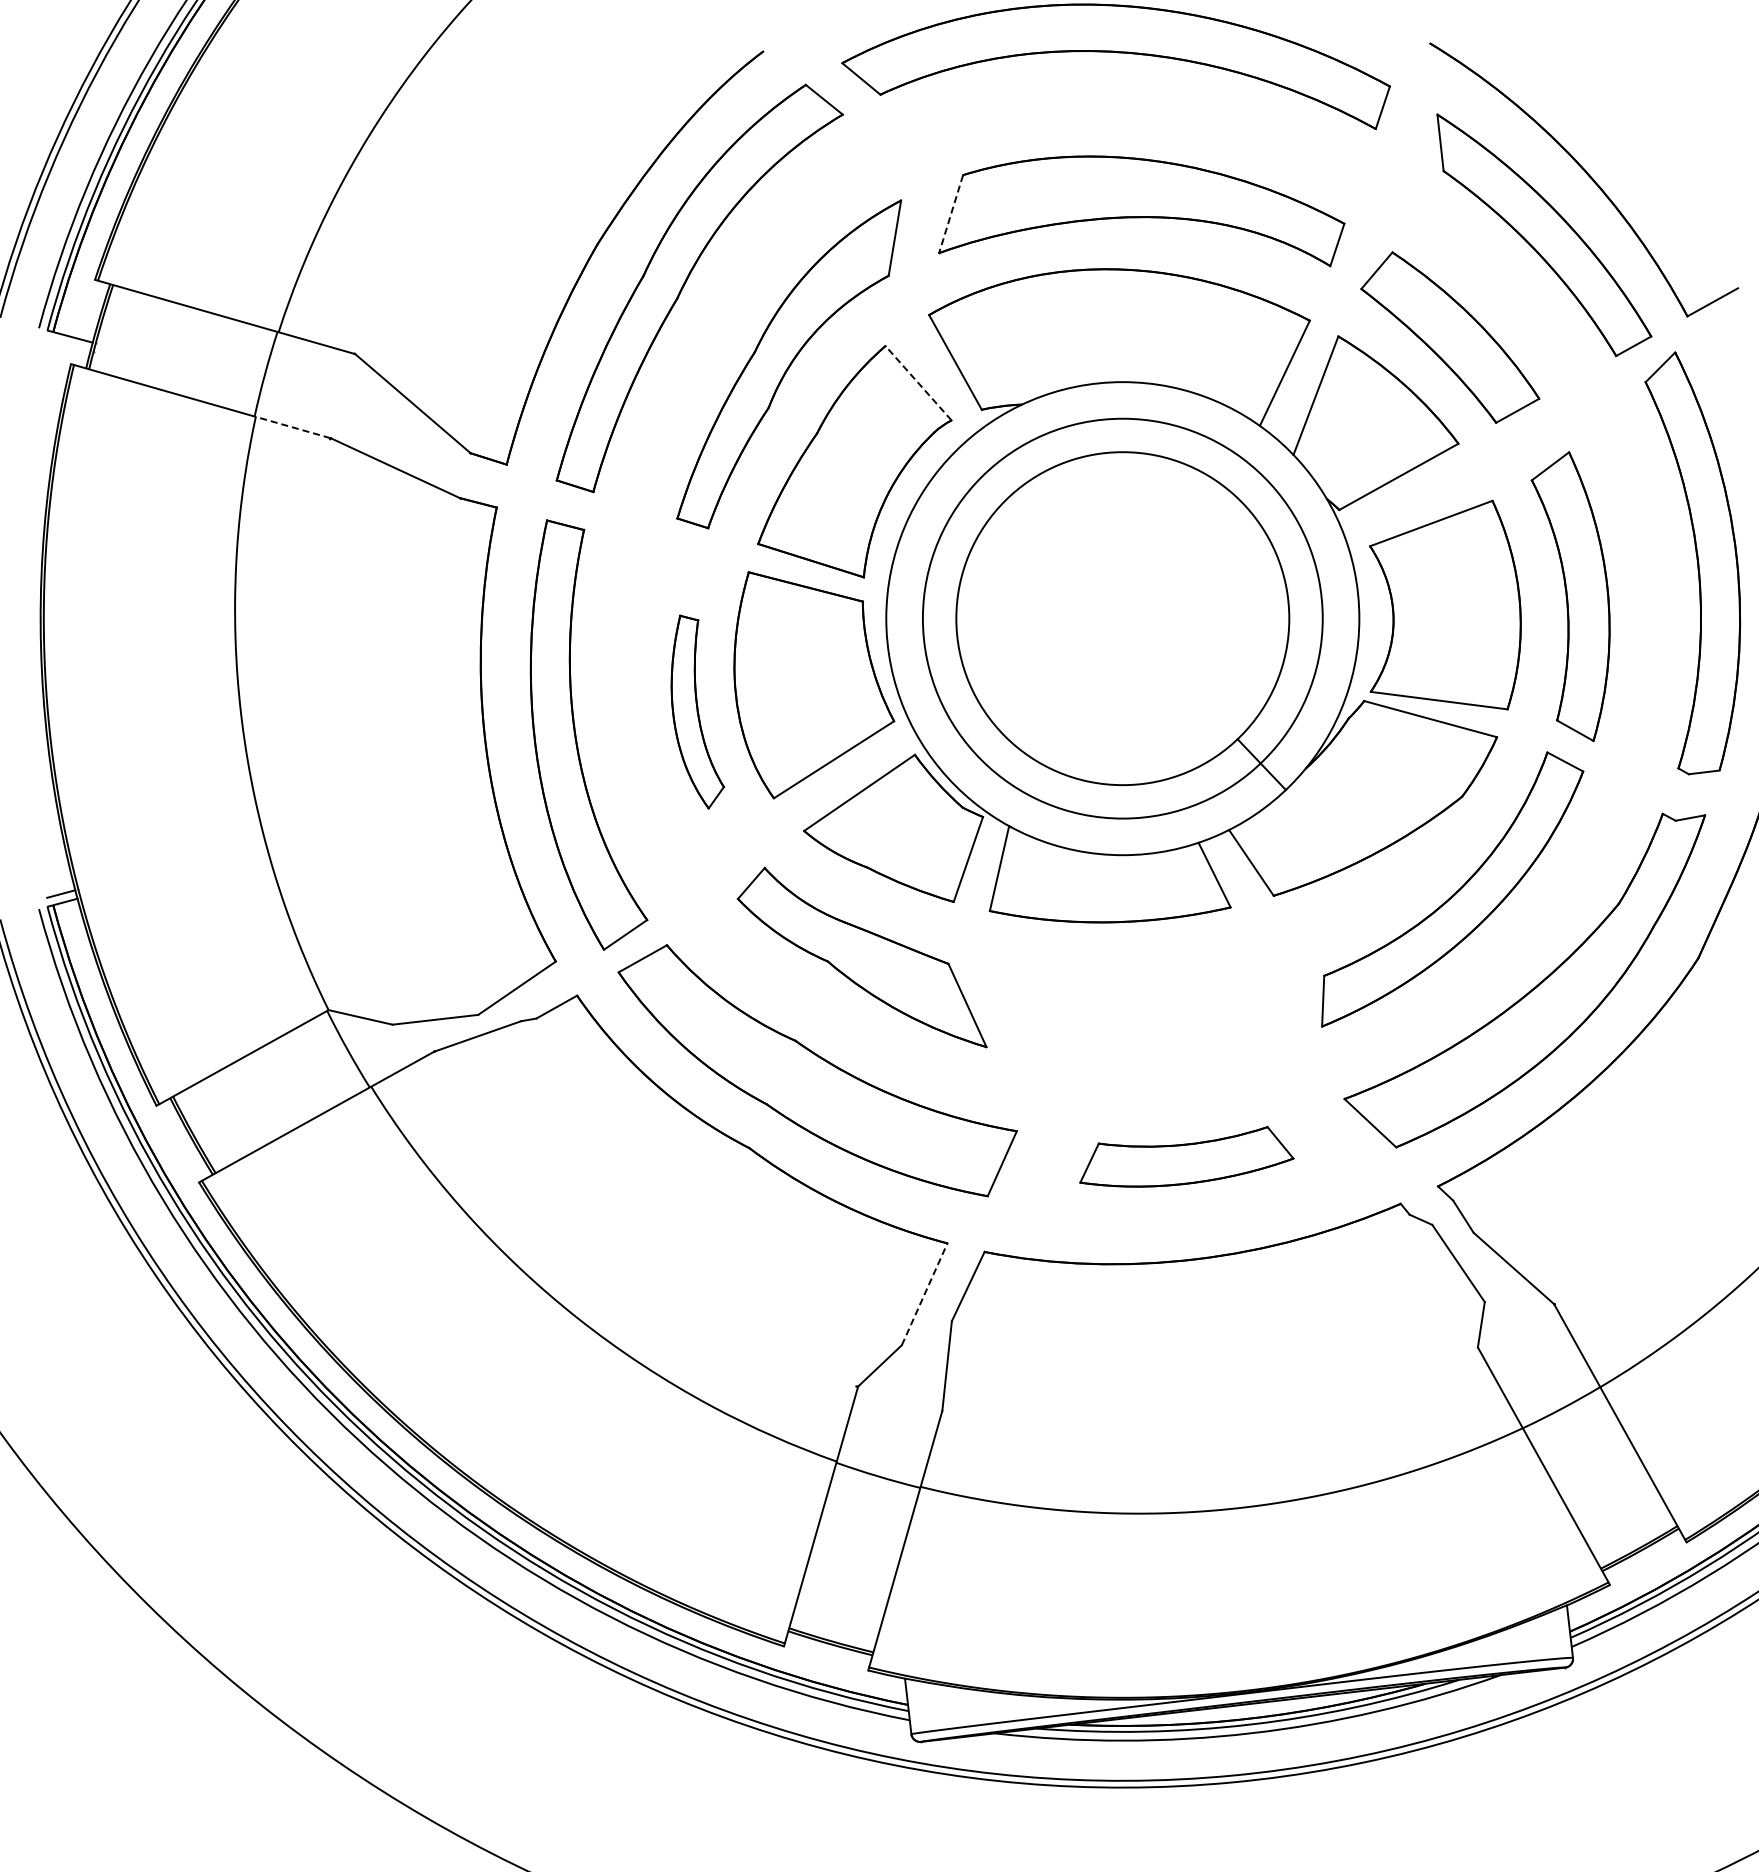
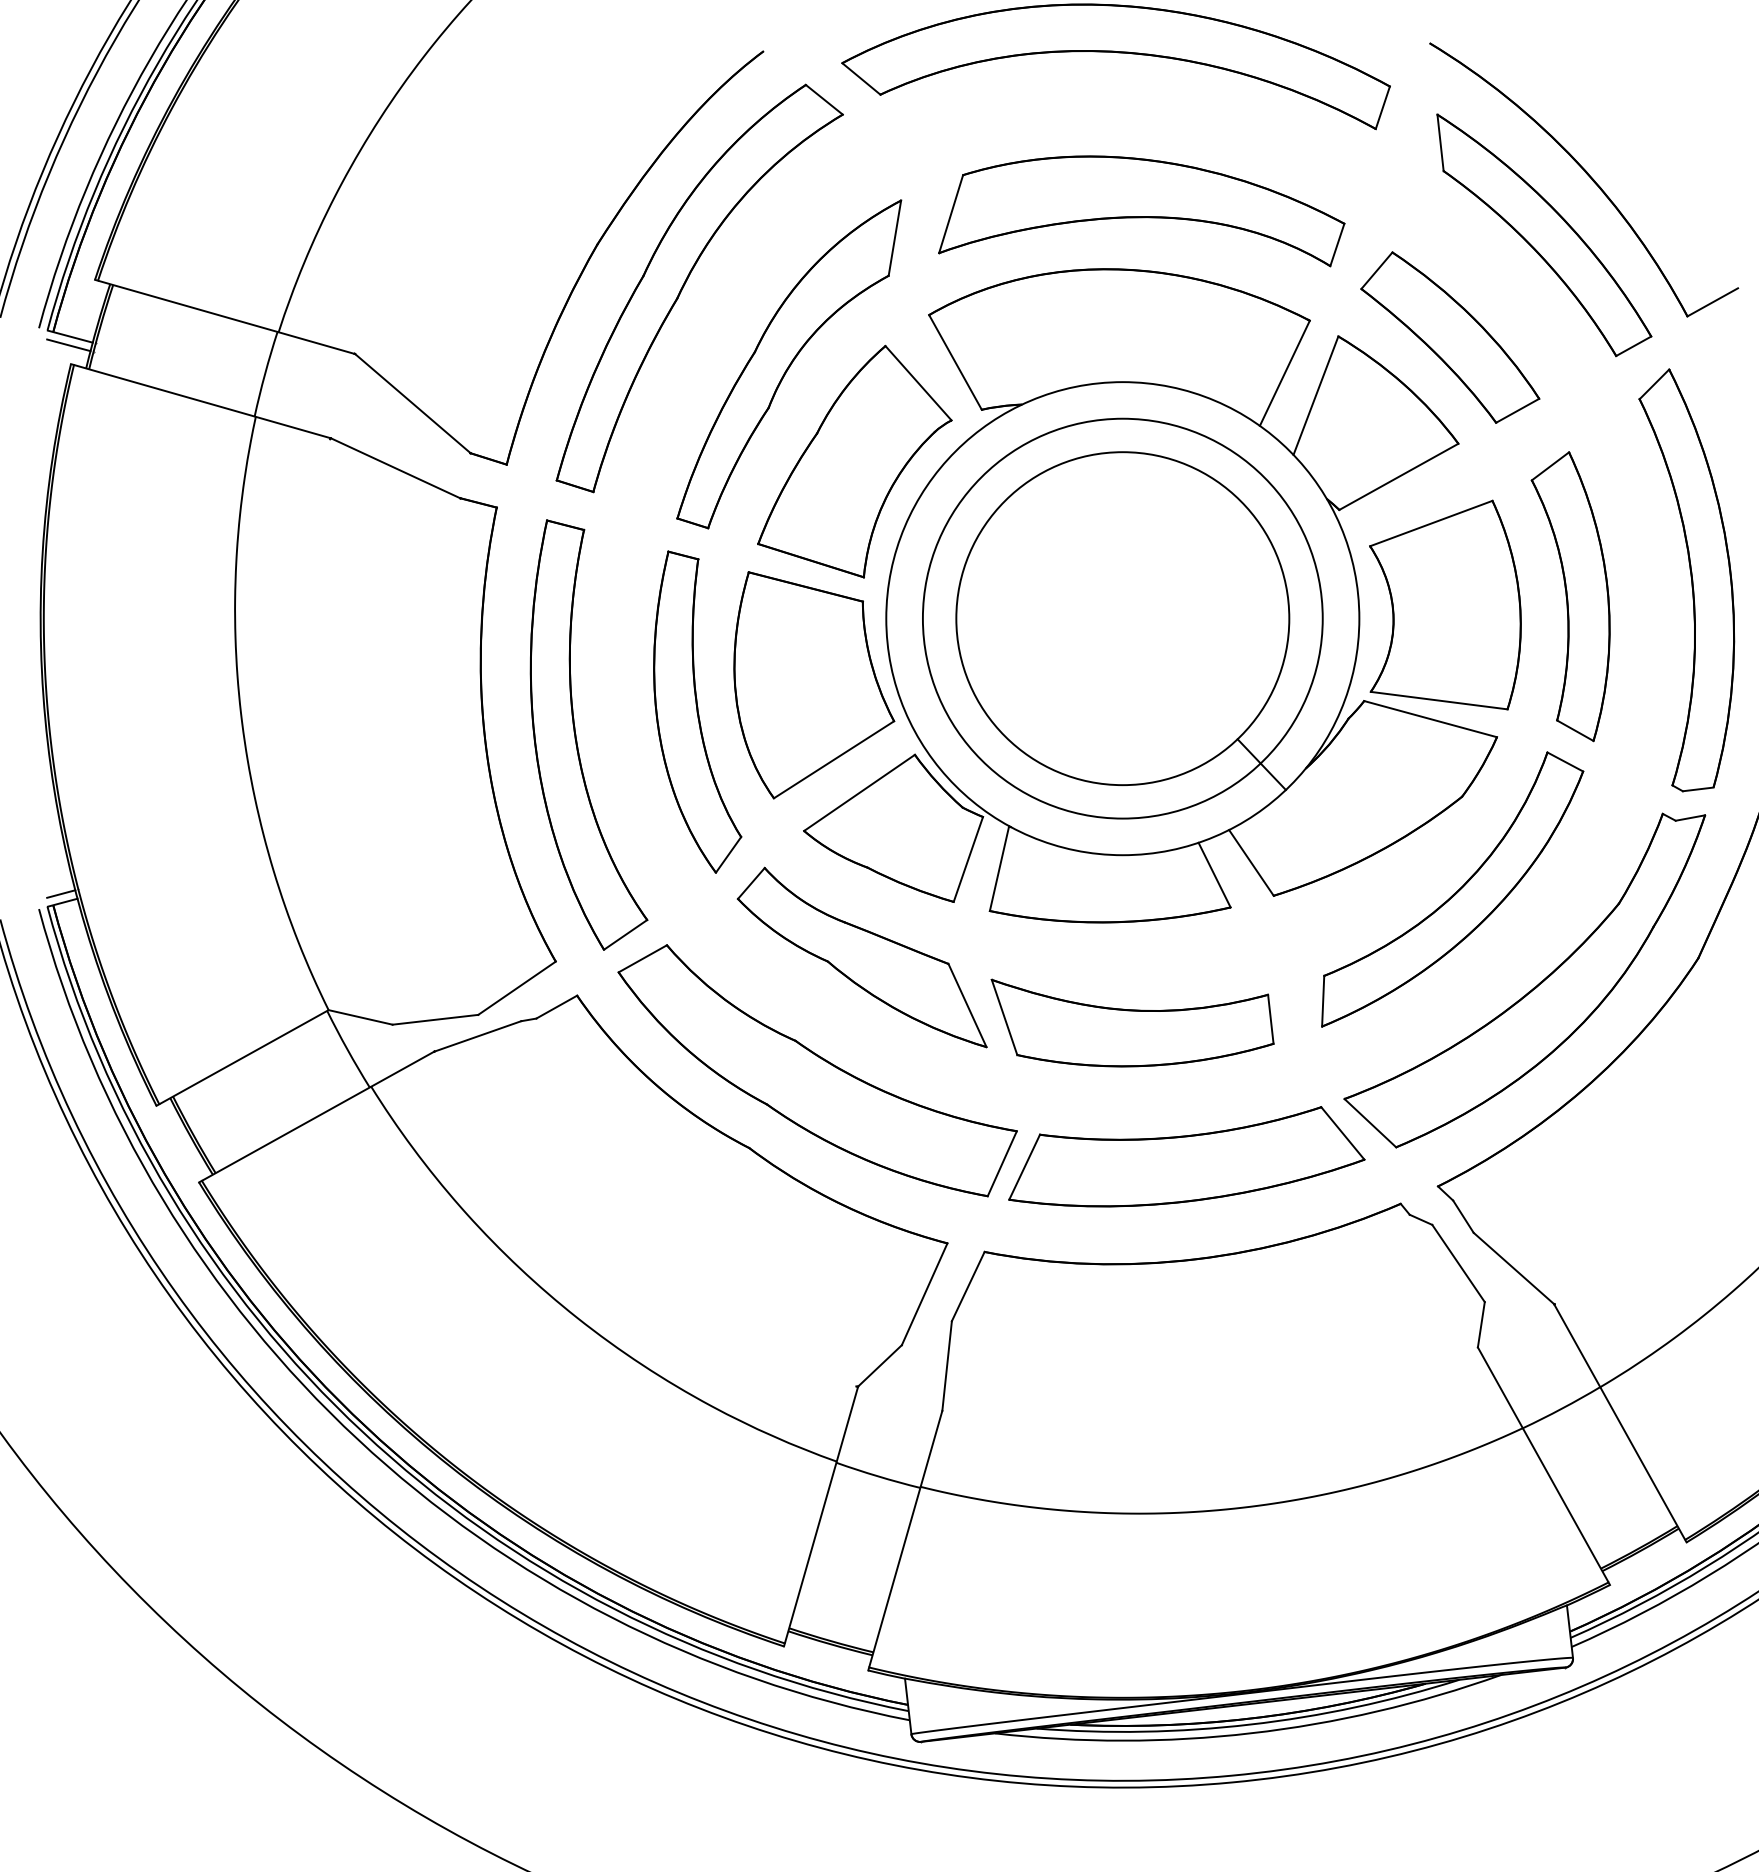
line: dashed -> solid (951, 214)
line: none -> present (68, 345)
line: dashed -> solid (918, 383)
line: dashed -> solid (293, 427)
part position: (1692, 563) -> (1686, 580) (1686, 580)
part size: 56x196 px -> 90x324 px (697, 711)
part: none -> present (1132, 1022)
part size: 216x62 px -> 358x102 px (1186, 1156)
line: dashed -> solid (924, 1294)
